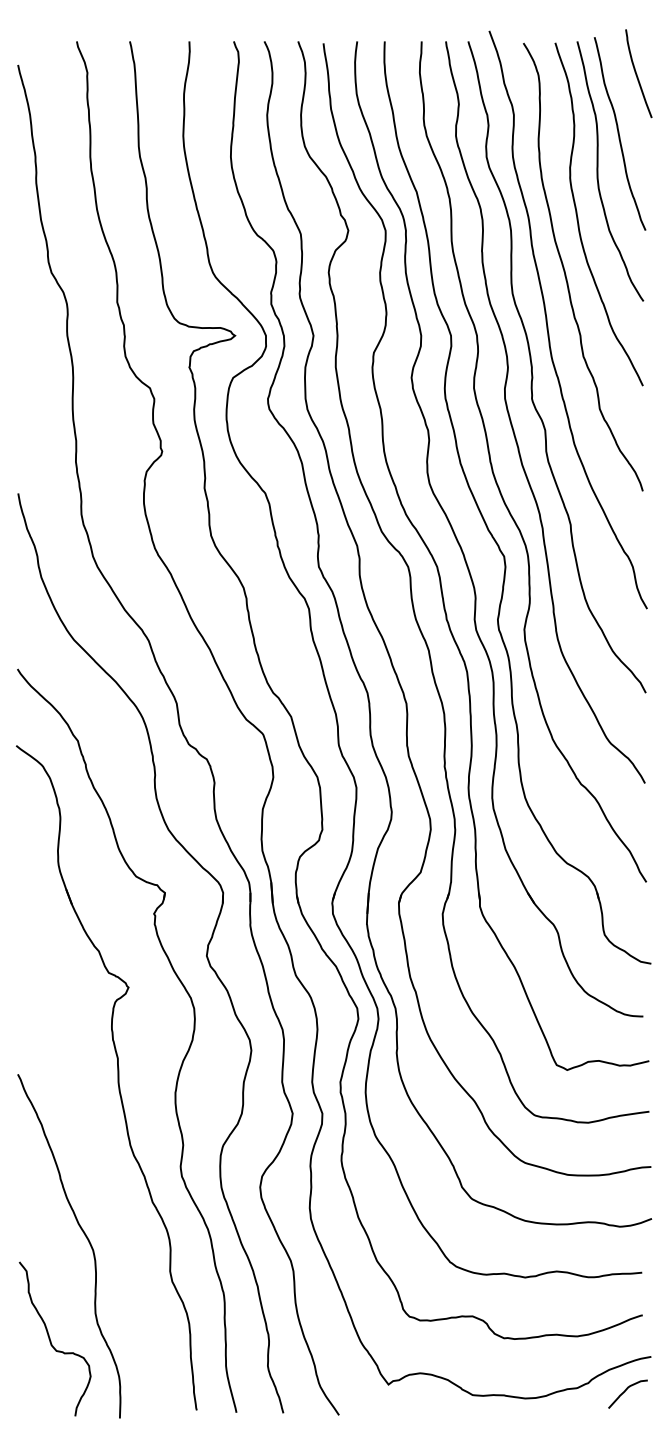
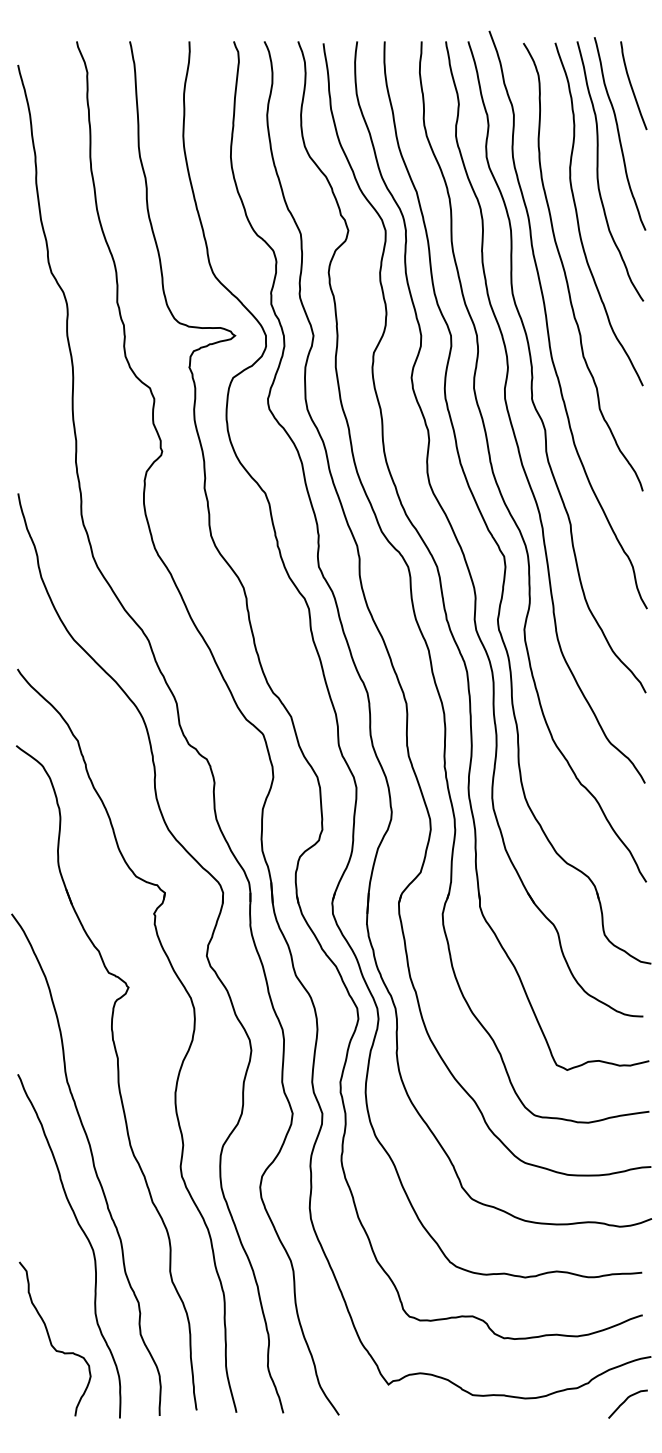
curve position: (637, 74) -> (632, 86) (632, 86)
curve: none -> present (92, 1164)
curve position: (625, 1391) -> (625, 1401) (625, 1401)
